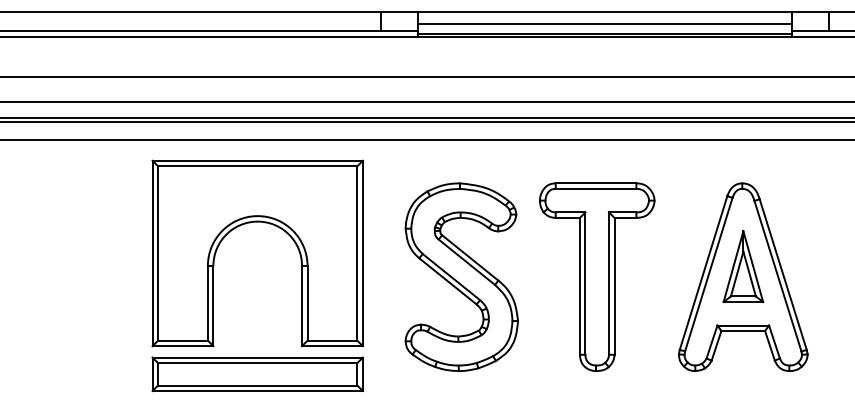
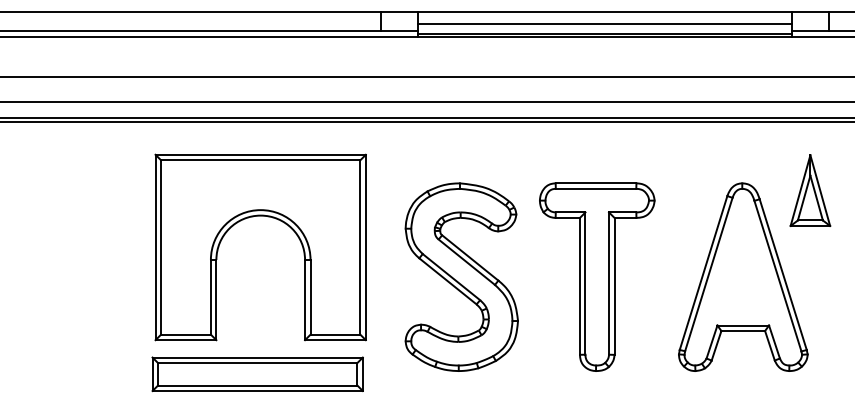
line: present -> none (426, 140)
part position: (250, 223) -> (253, 217) (253, 217)
part position: (743, 266) -> (810, 190) (810, 190)
